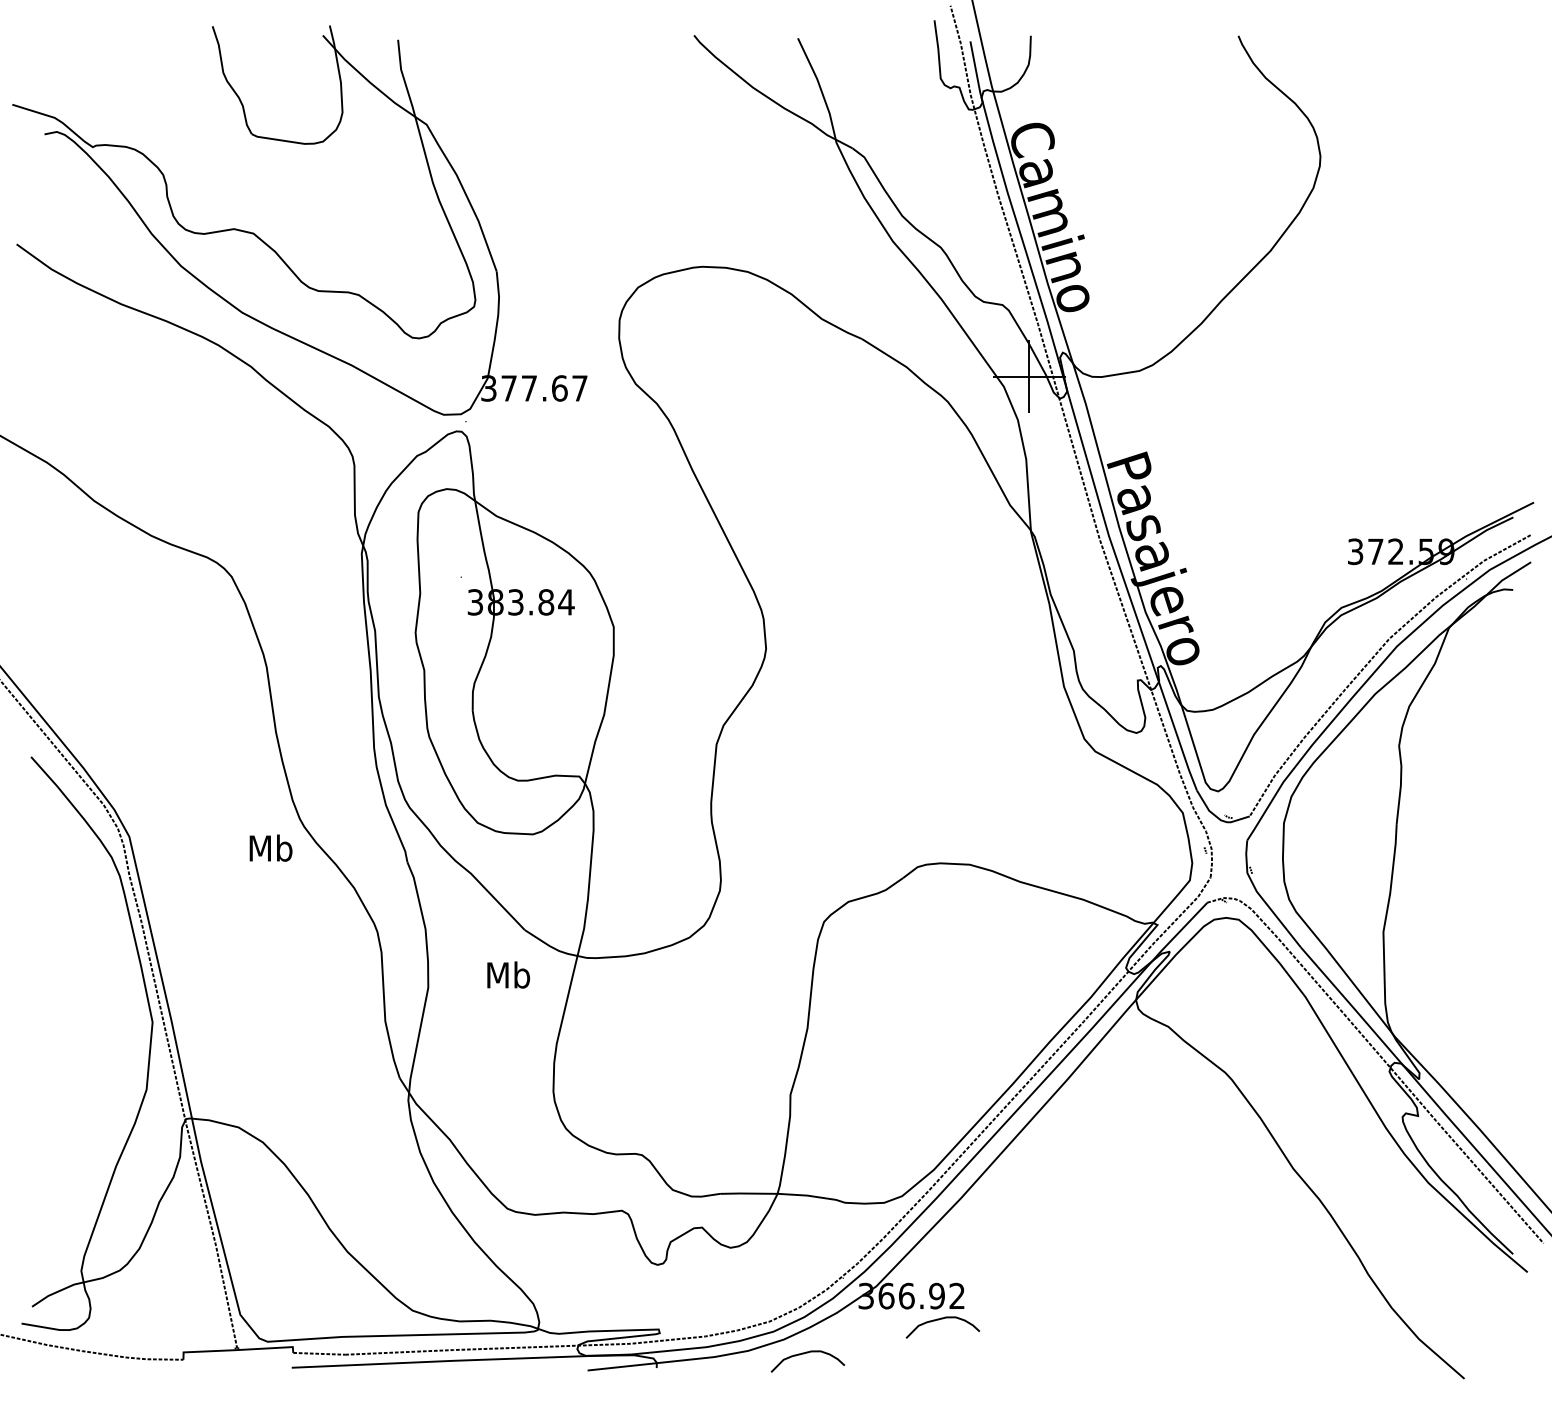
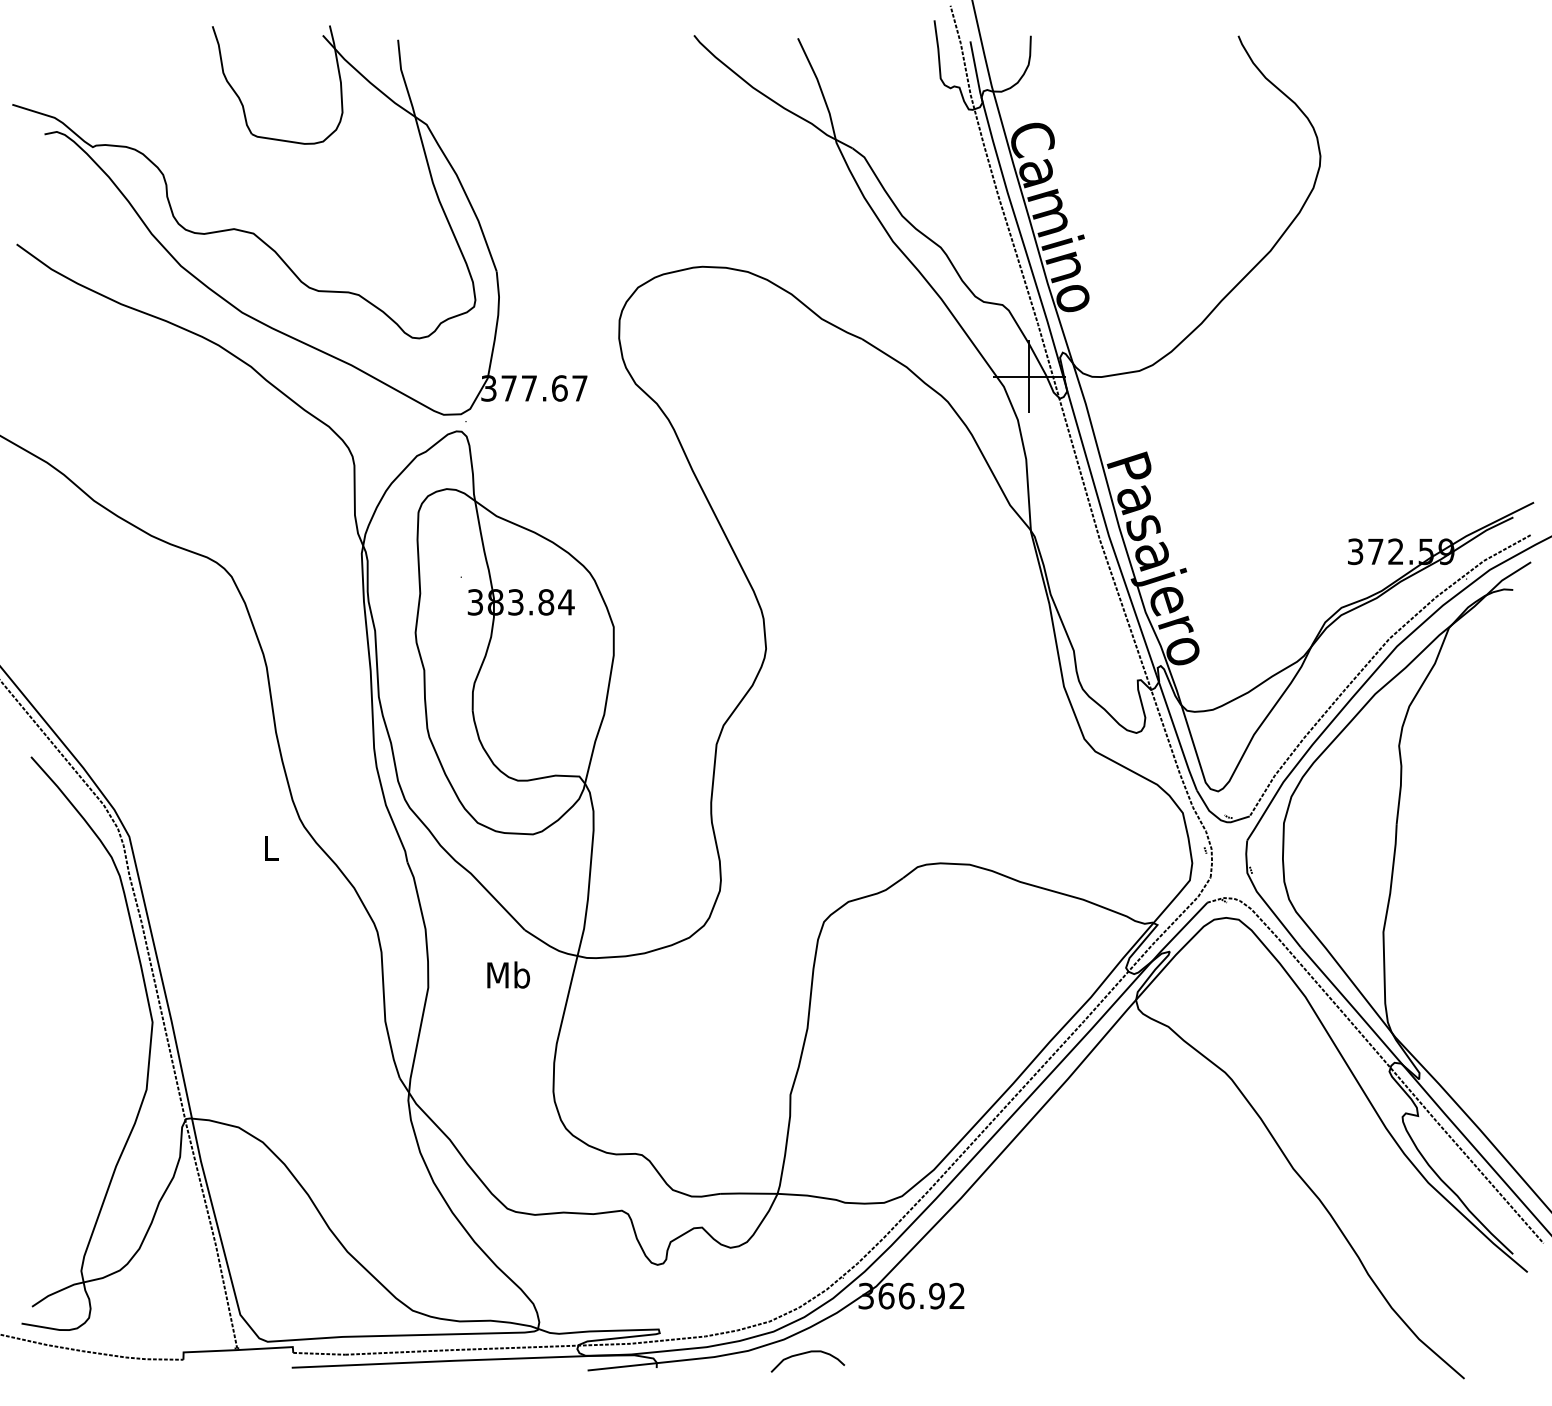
text: Mb -> L (270, 847)
curve: present -> none (939, 1320)
